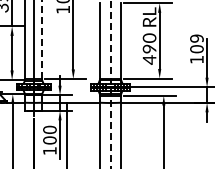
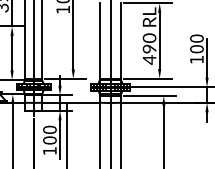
text: 109 -> 100 (196, 38)
line: dashed -> solid (42, 39)
line: dashed -> solid (110, 84)
